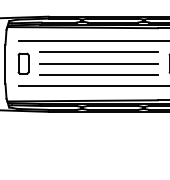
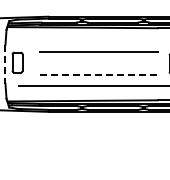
line: present -> none (92, 41)
part position: (23, 63) -> (17, 62) (17, 62)
line: present -> none (99, 63)
line: solid -> dashed (5, 64)
line: solid -> dashed (99, 74)
